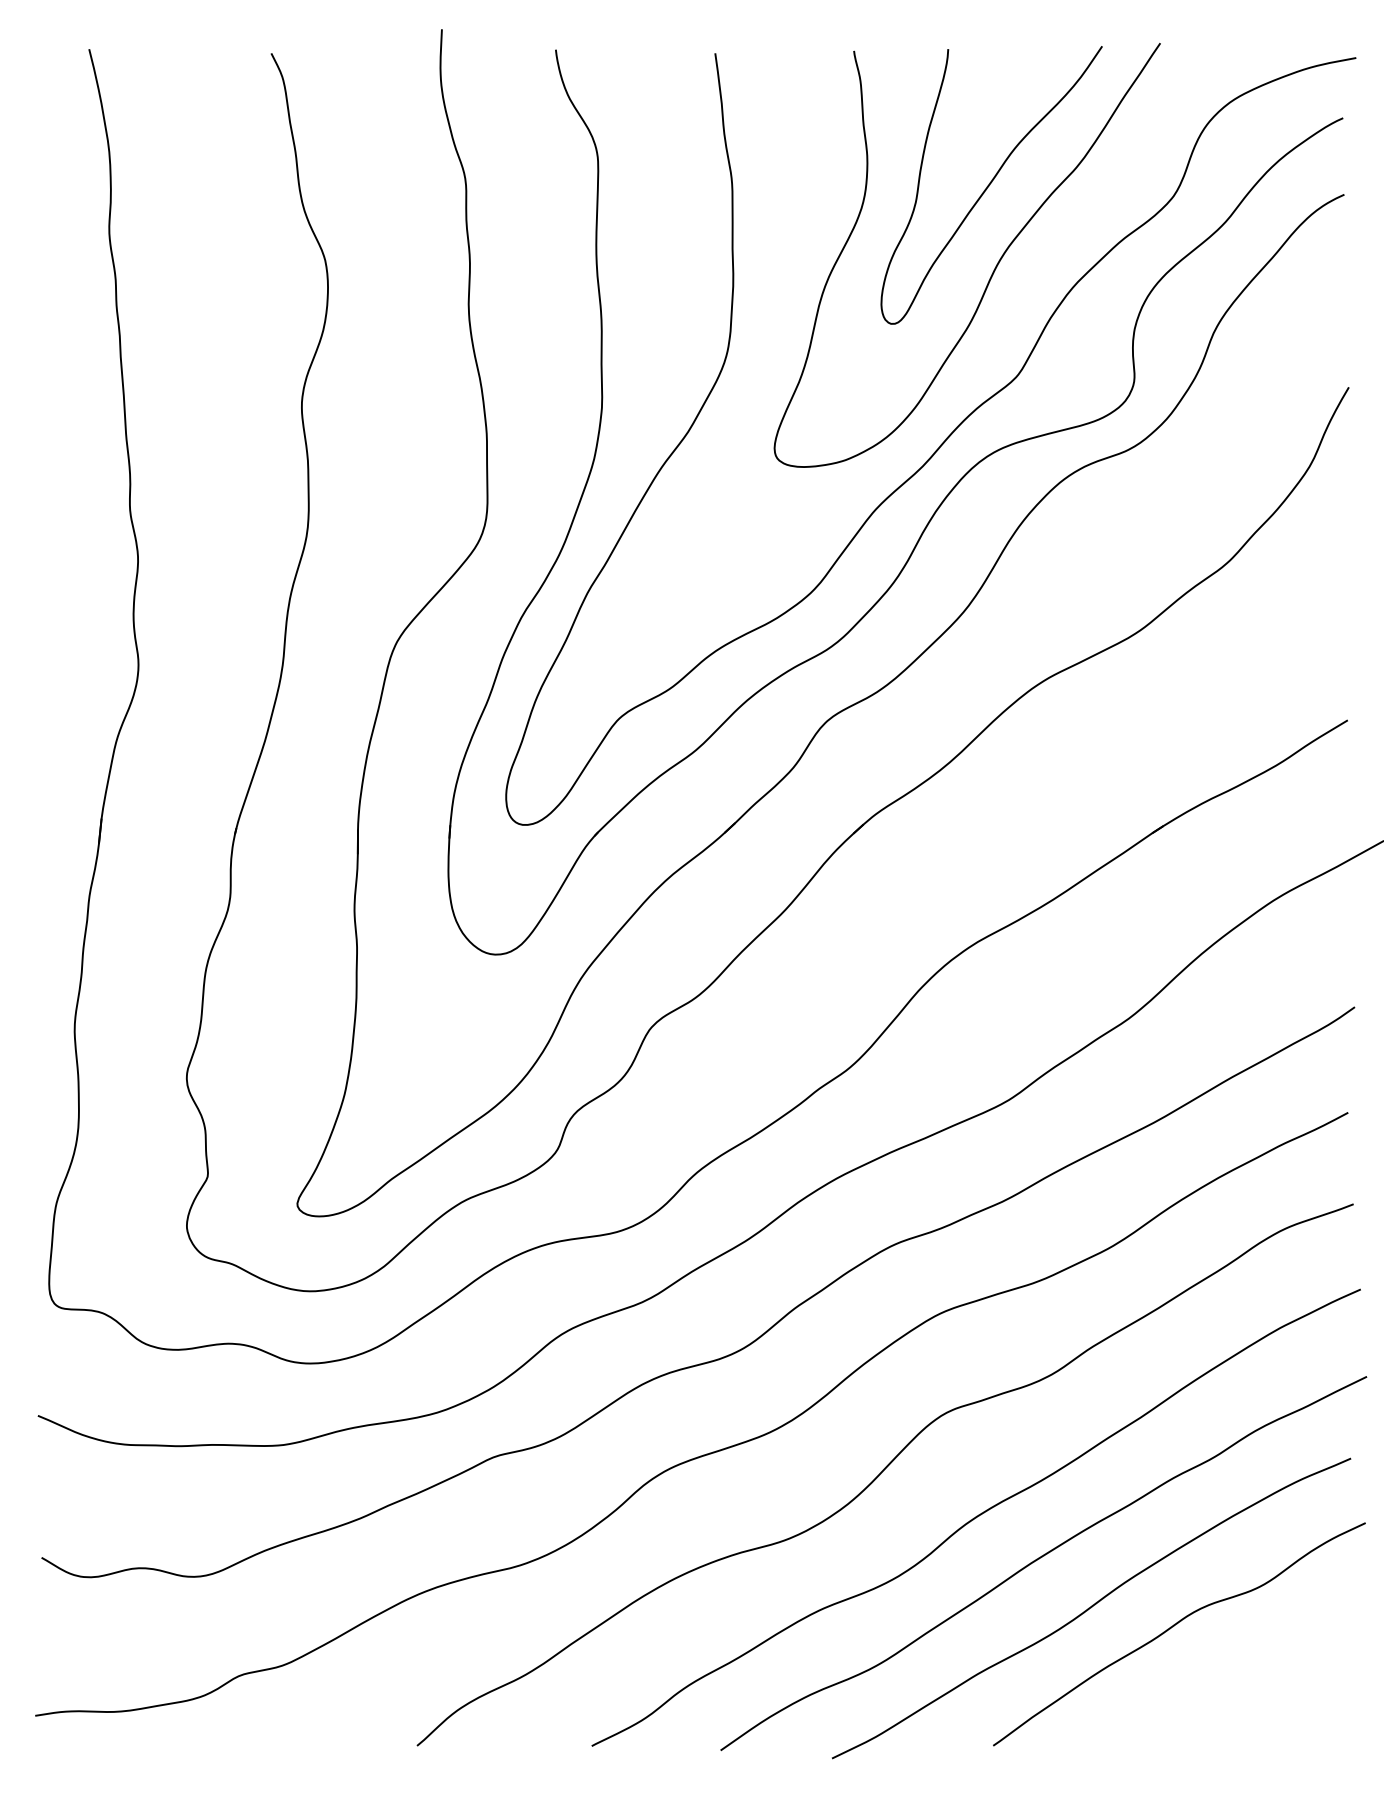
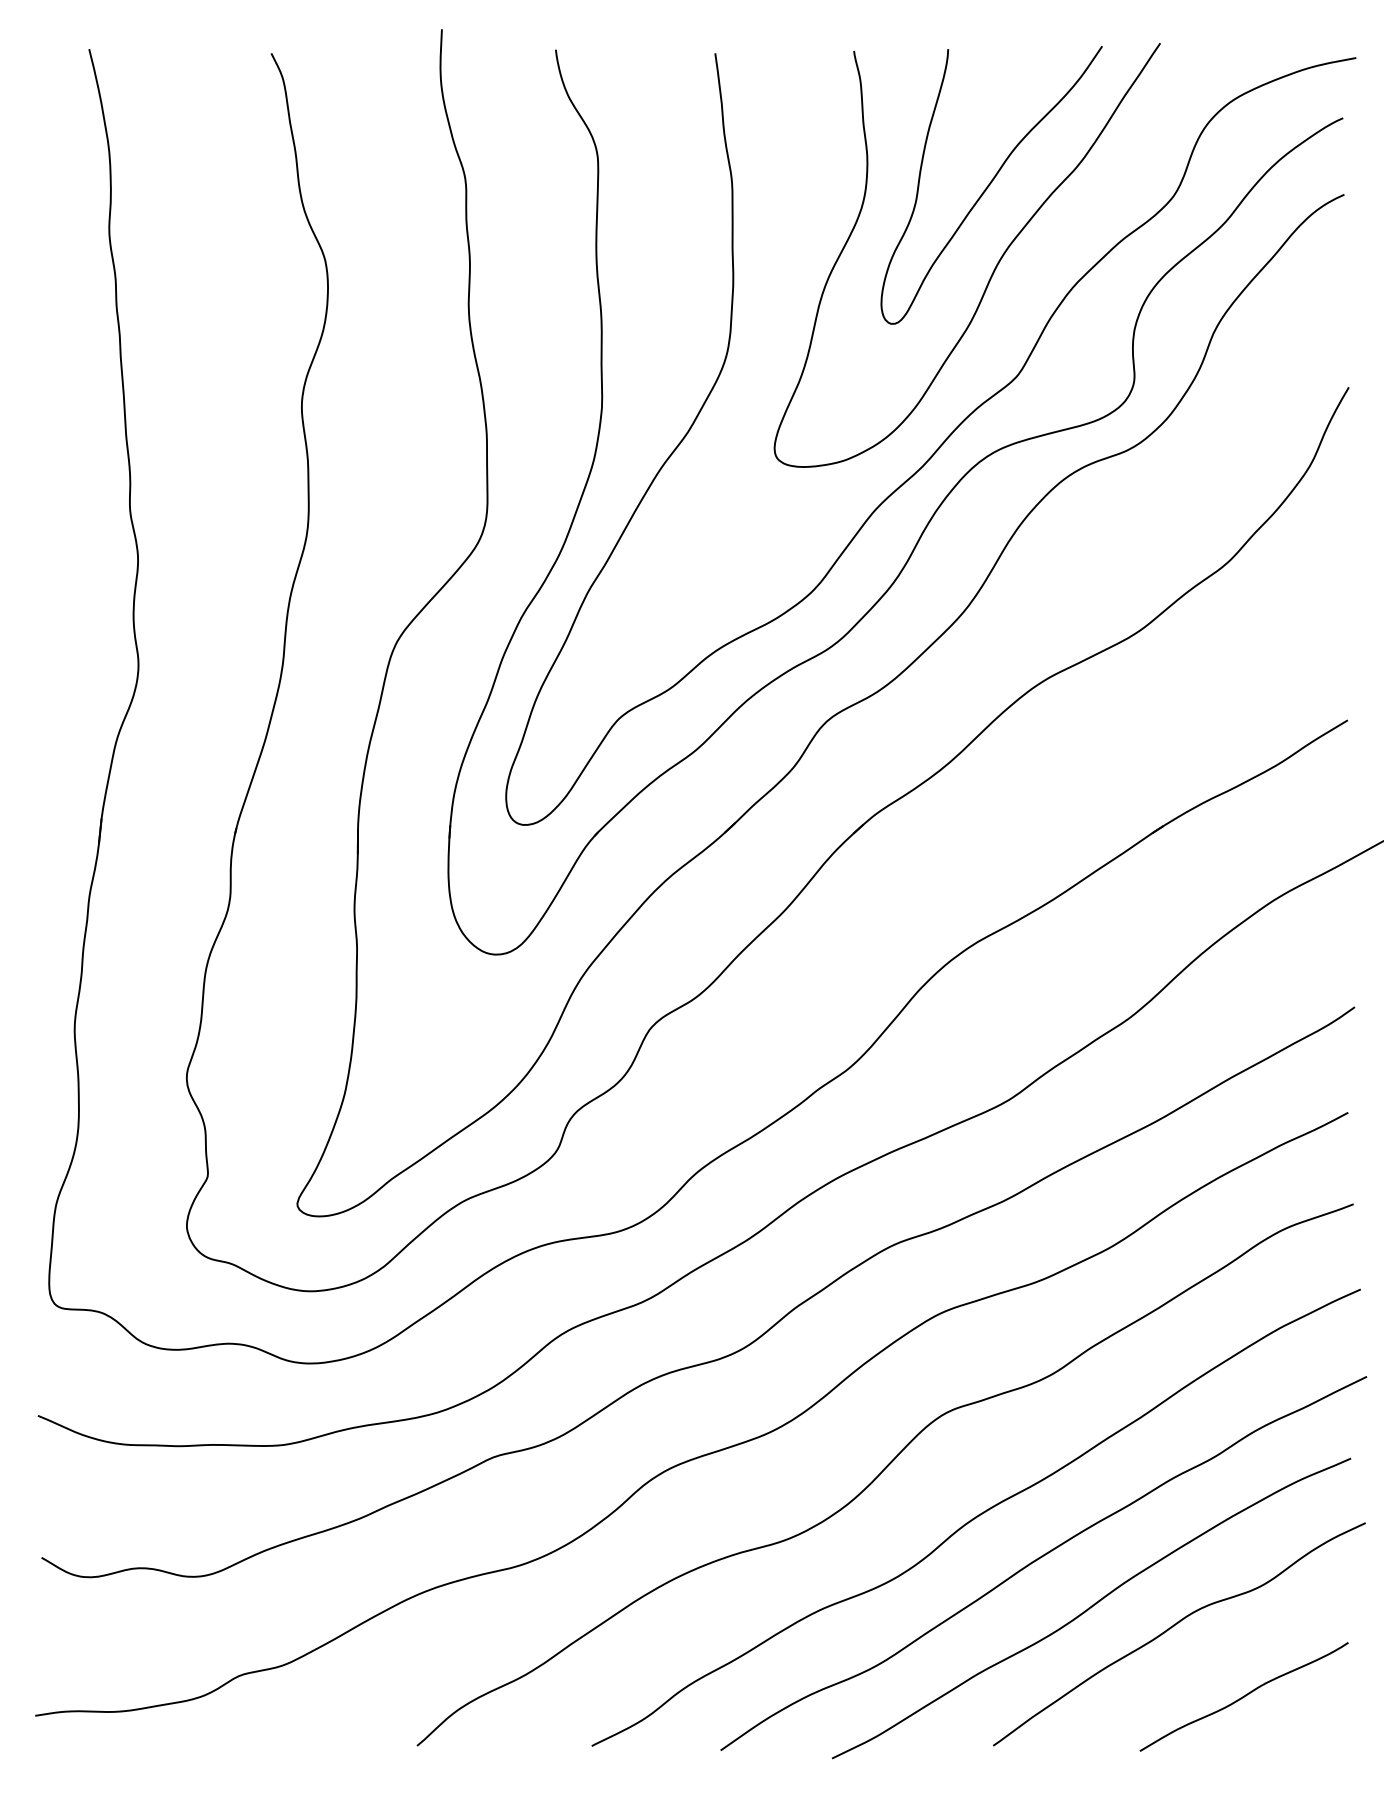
curve: none -> present (1243, 1696)
